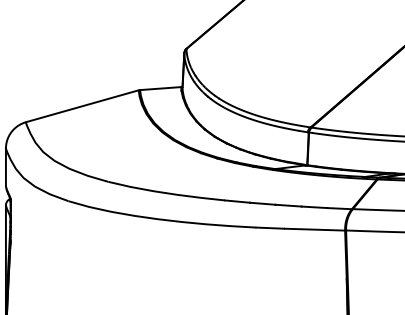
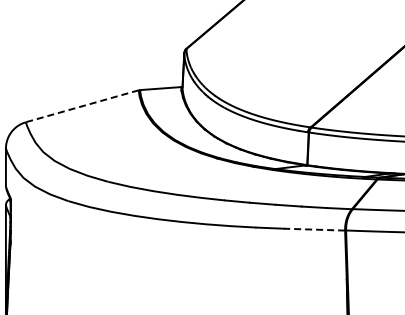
line: solid -> dashed (82, 106)
line: solid -> dashed (313, 229)
